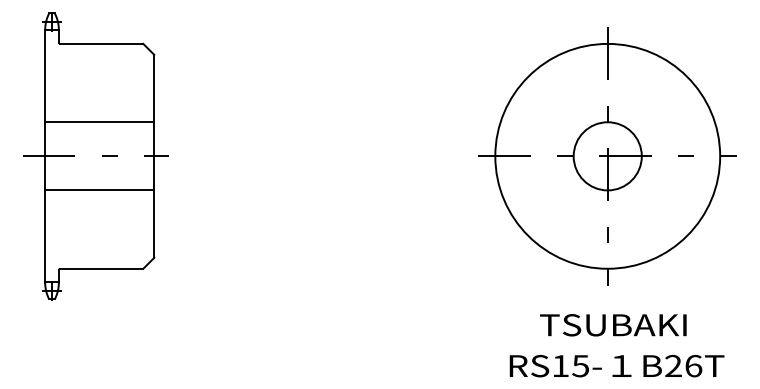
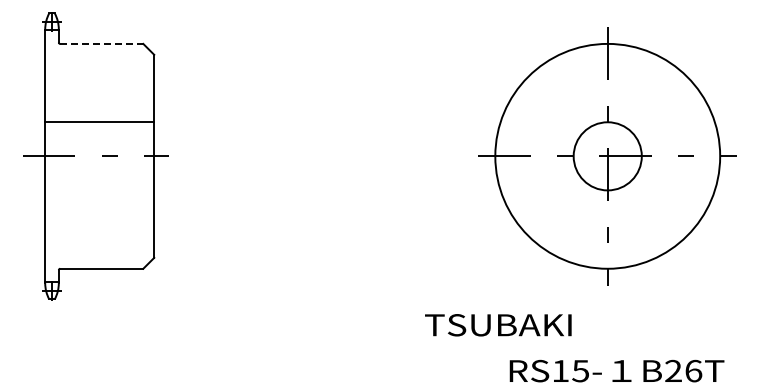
line: solid -> dashed (101, 43)
line: present -> none (99, 190)
text position: (613, 325) -> (498, 325) (498, 325)
text position: (616, 365) -> (616, 370) (616, 370)
